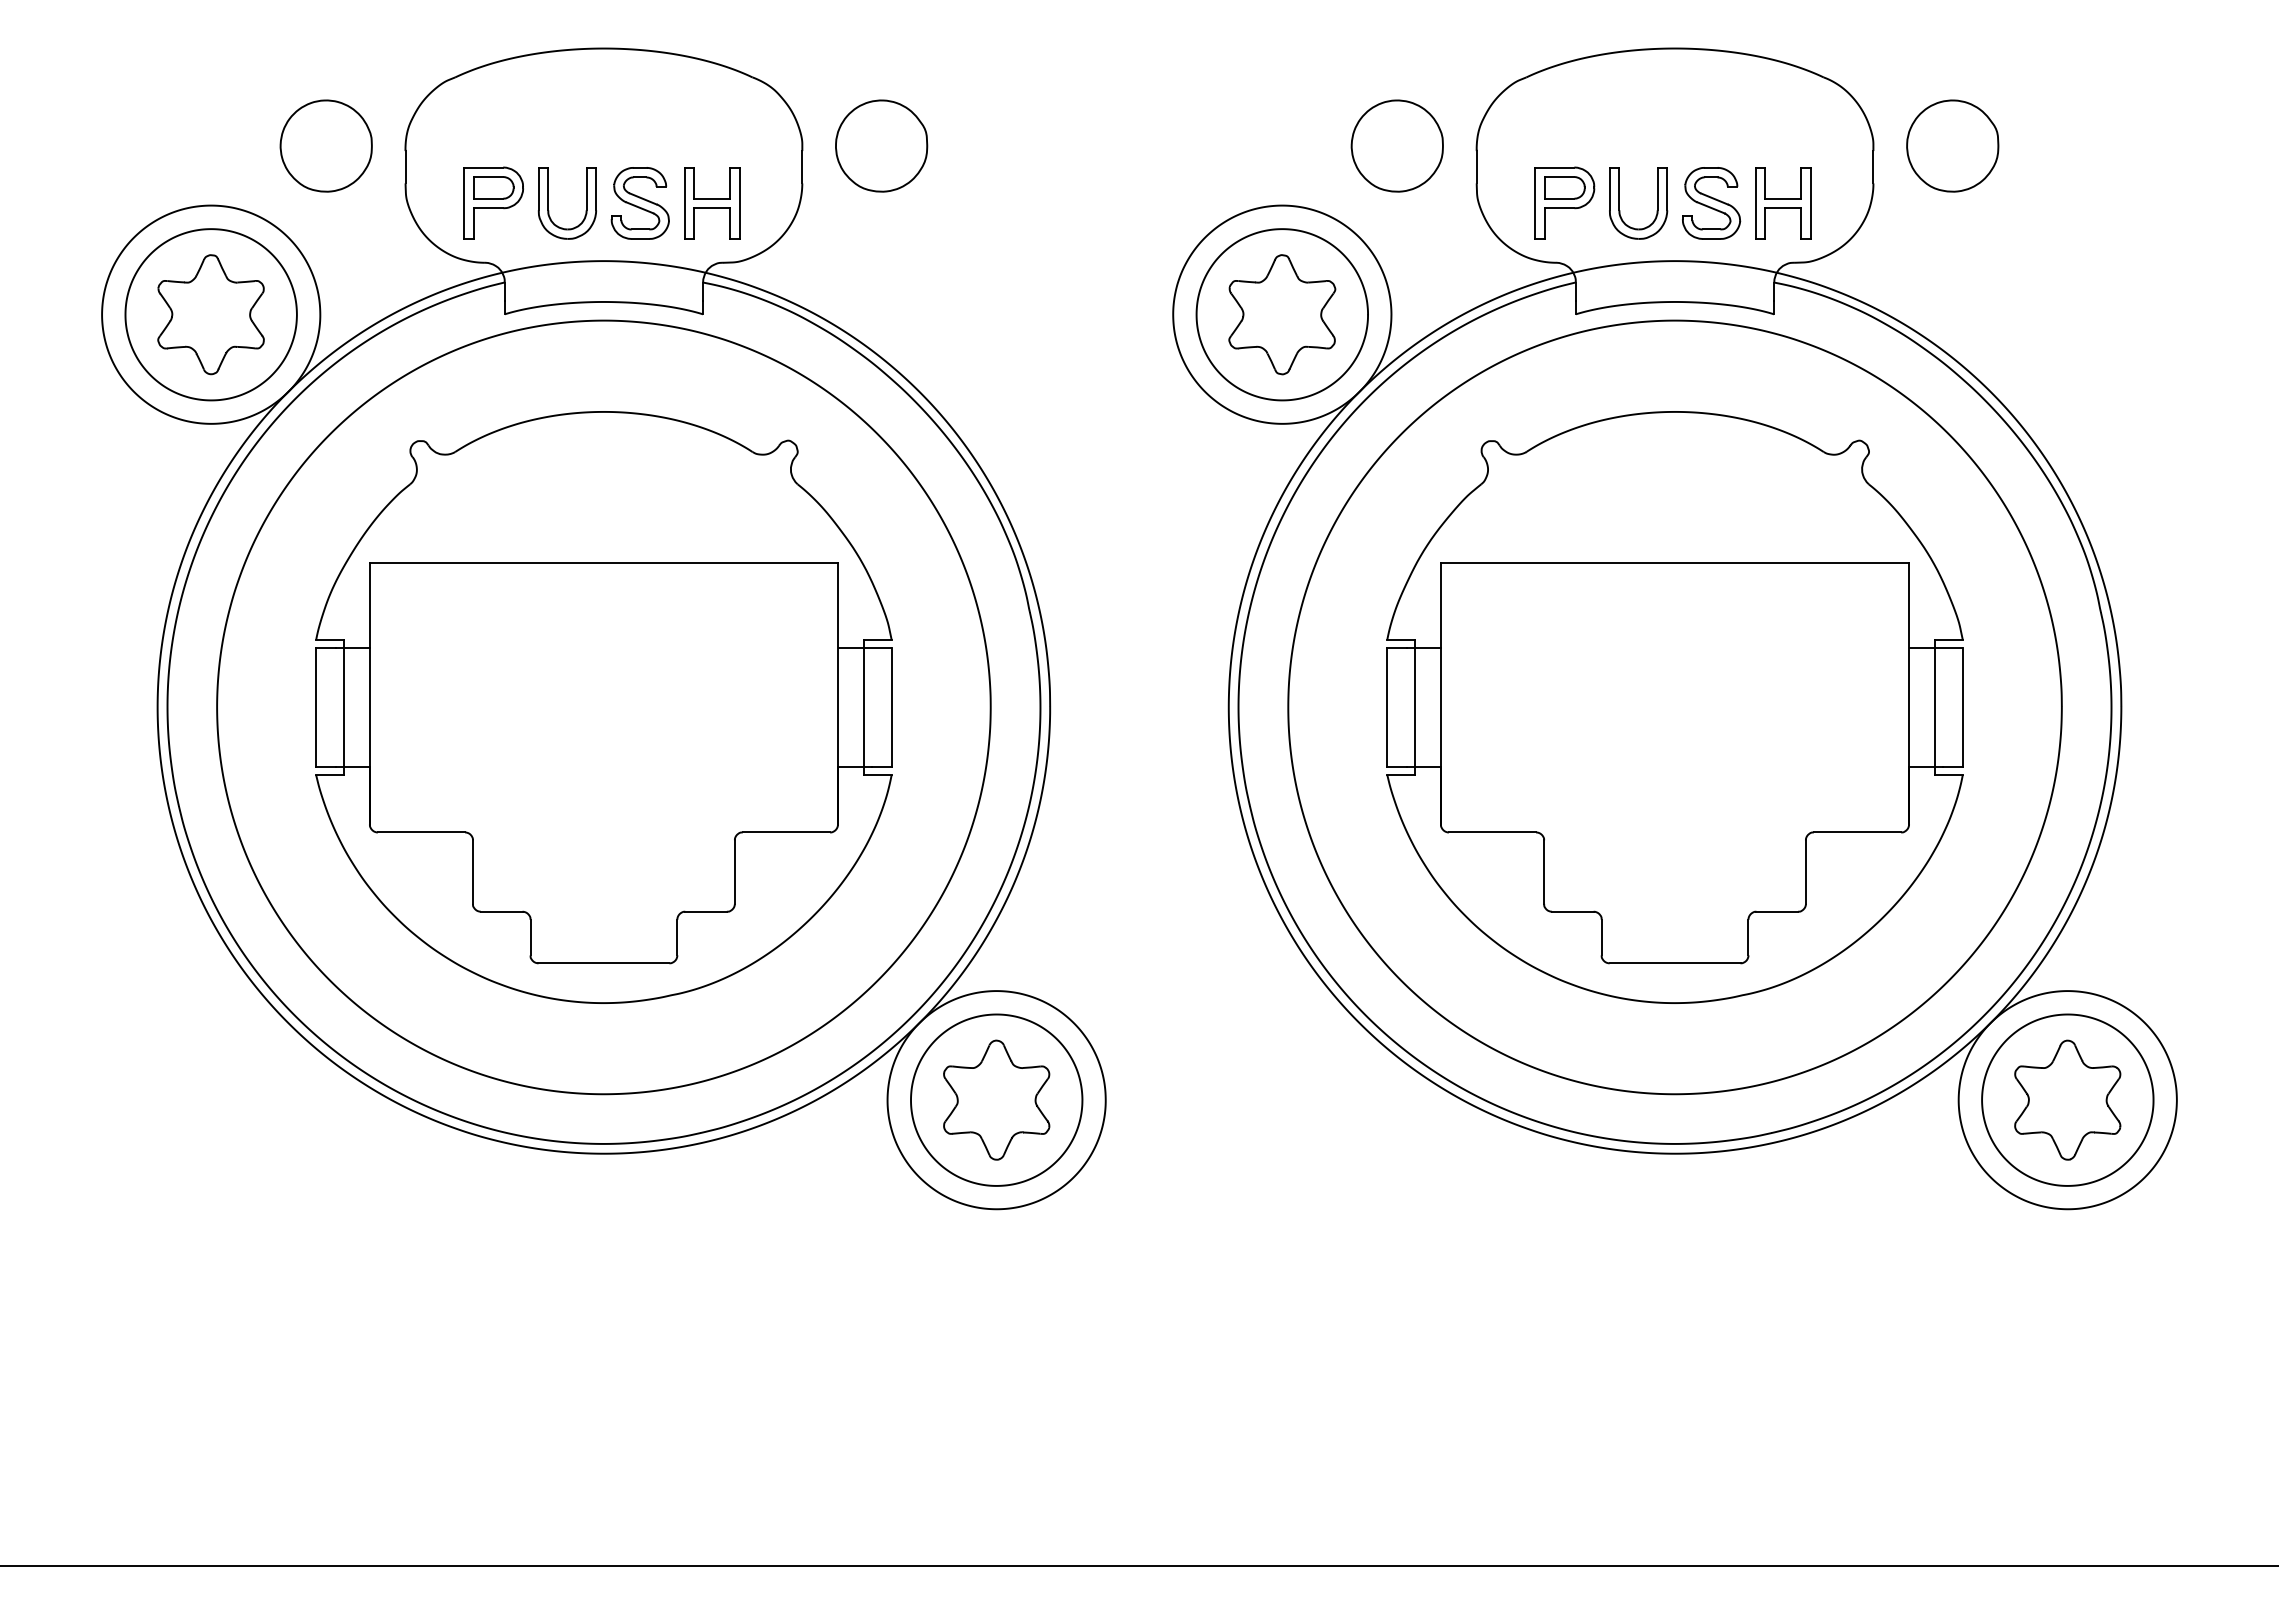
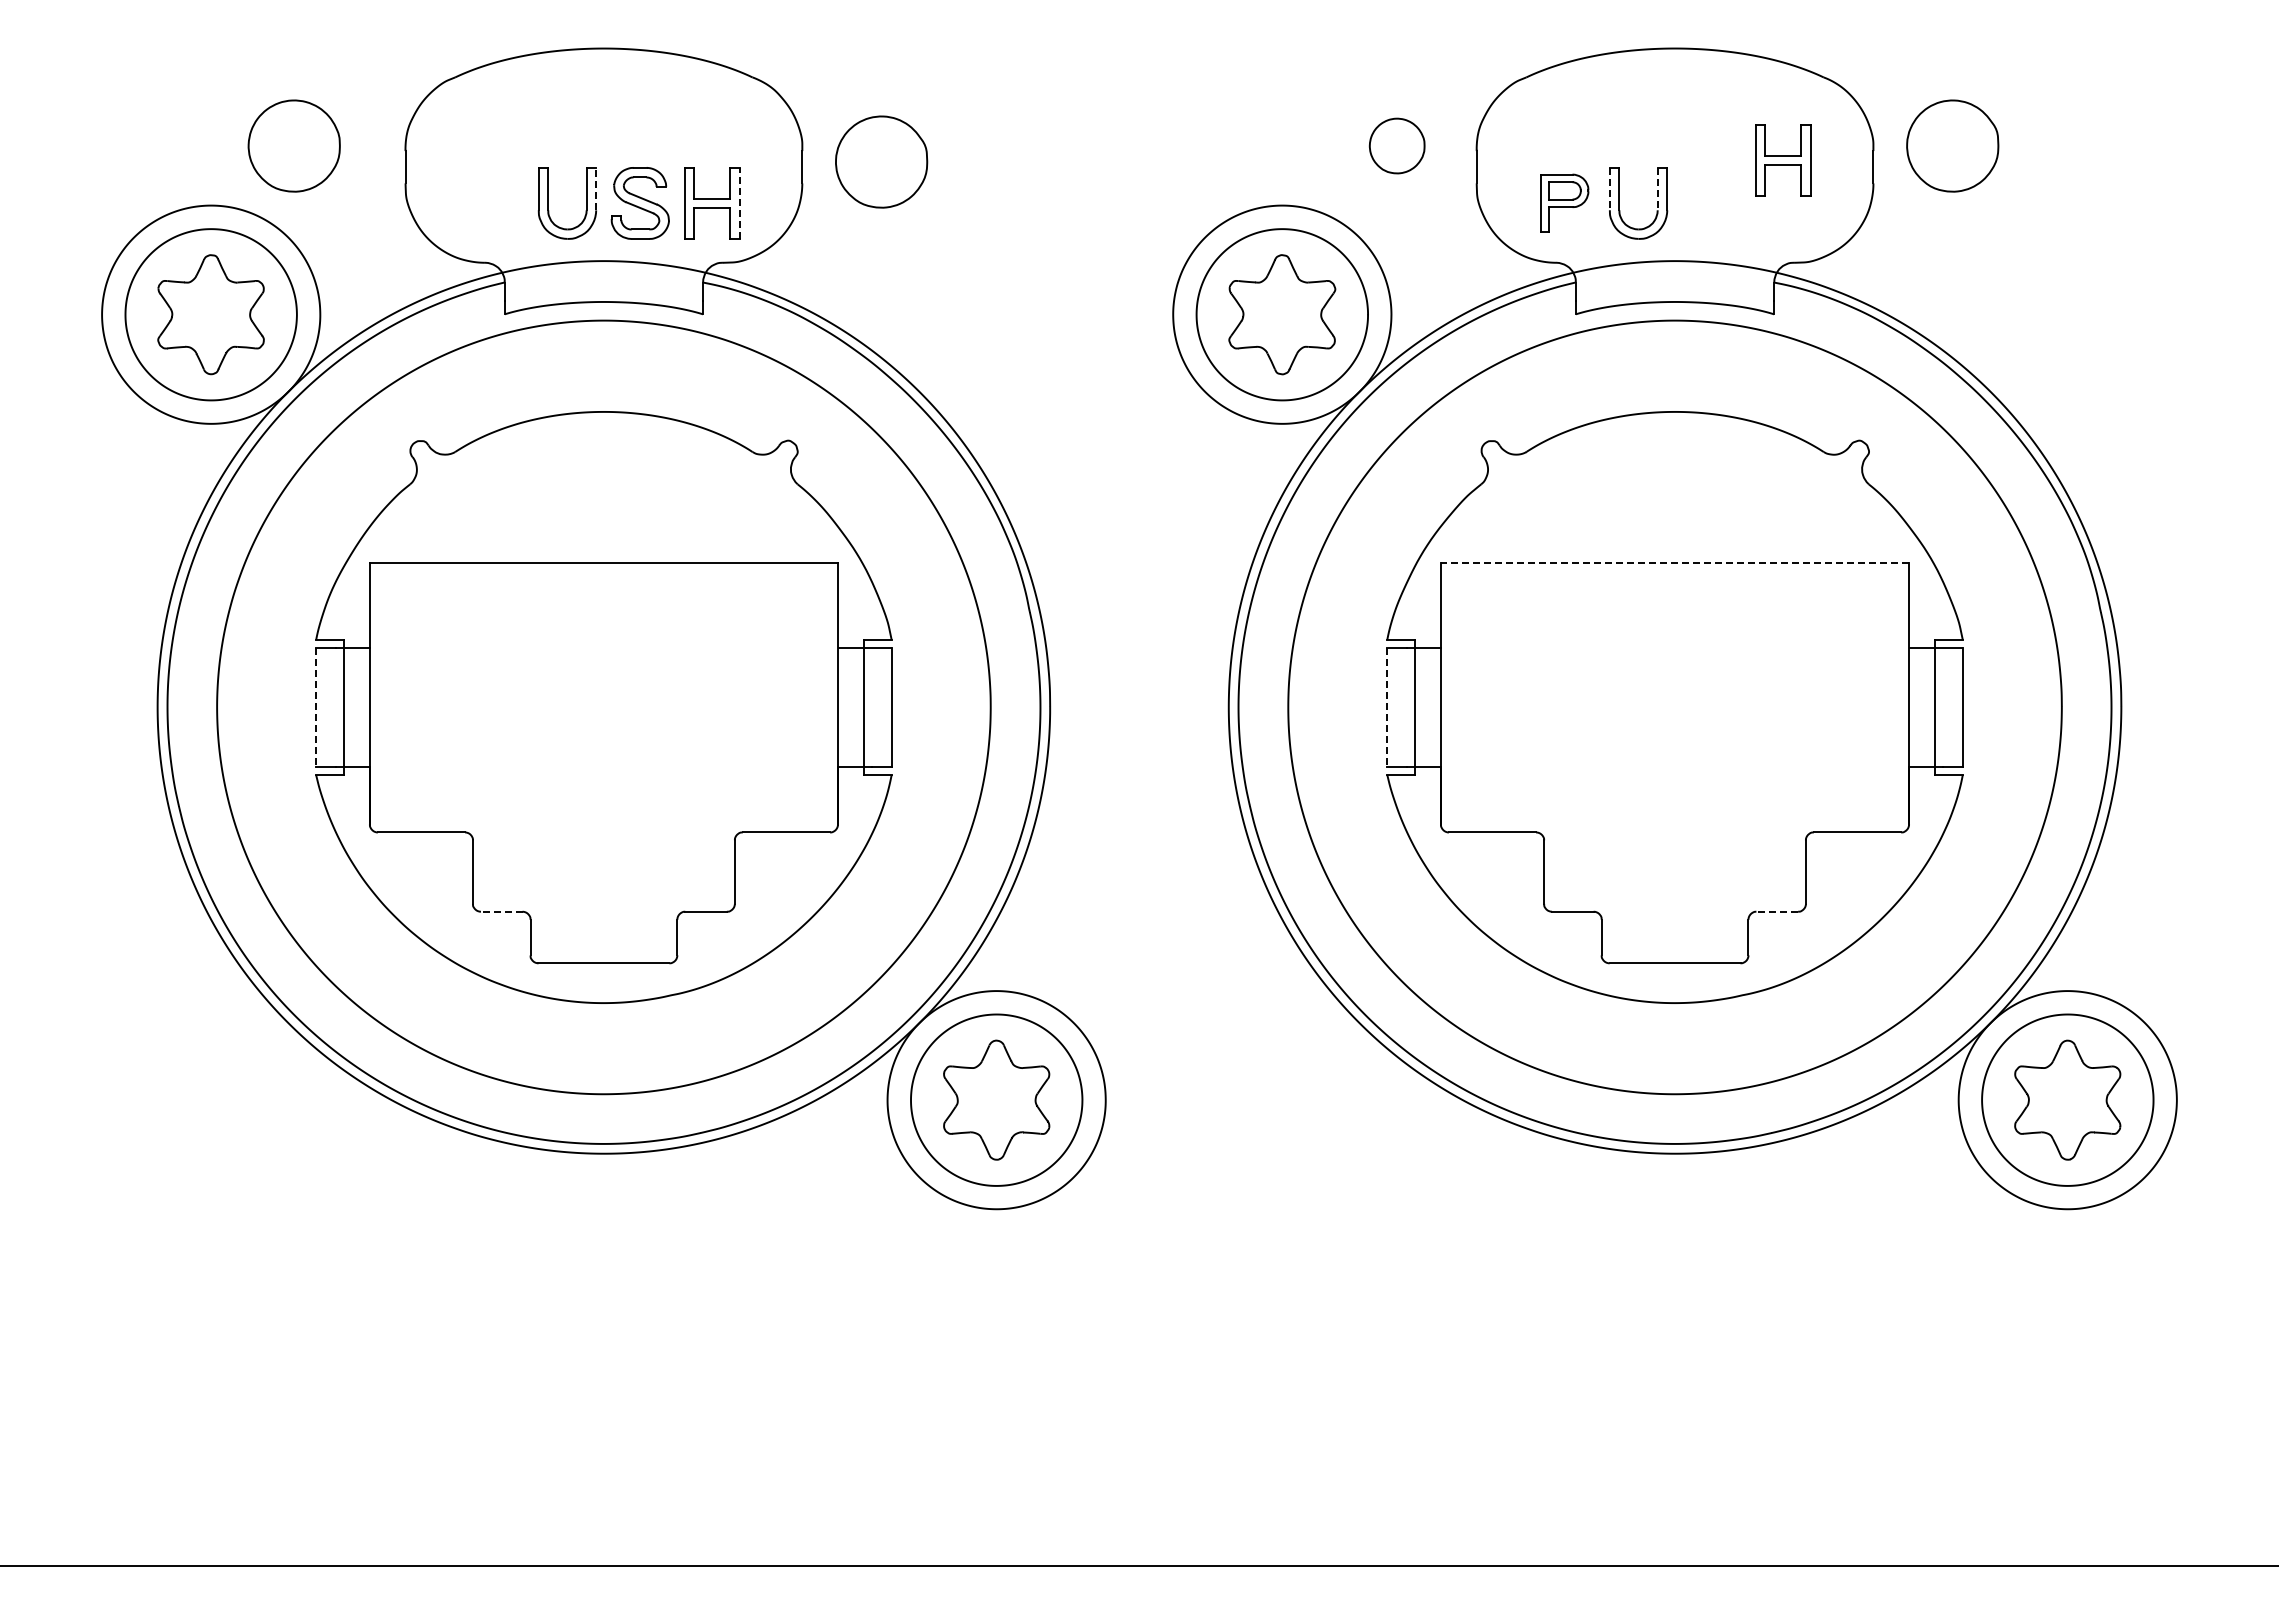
part position: (325, 145) -> (293, 145) (293, 145)
part position: (881, 145) -> (881, 161) (881, 161)
part size: 94x94 px -> 58x58 px (1396, 145)
line: solid -> dashed (596, 188)
line: solid -> dashed (1609, 189)
line: solid -> dashed (1657, 189)
part: present -> none (493, 202)
part size: 62x74 px -> 50x60 px (1564, 202)
line: solid -> dashed (739, 203)
part: present -> none (1711, 203)
part position: (1783, 203) -> (1783, 160) (1783, 160)
line: solid -> dashed (1674, 562)
line: solid -> dashed (315, 707)
line: solid -> dashed (1387, 707)
line: solid -> dashed (501, 911)
line: solid -> dashed (1777, 911)
